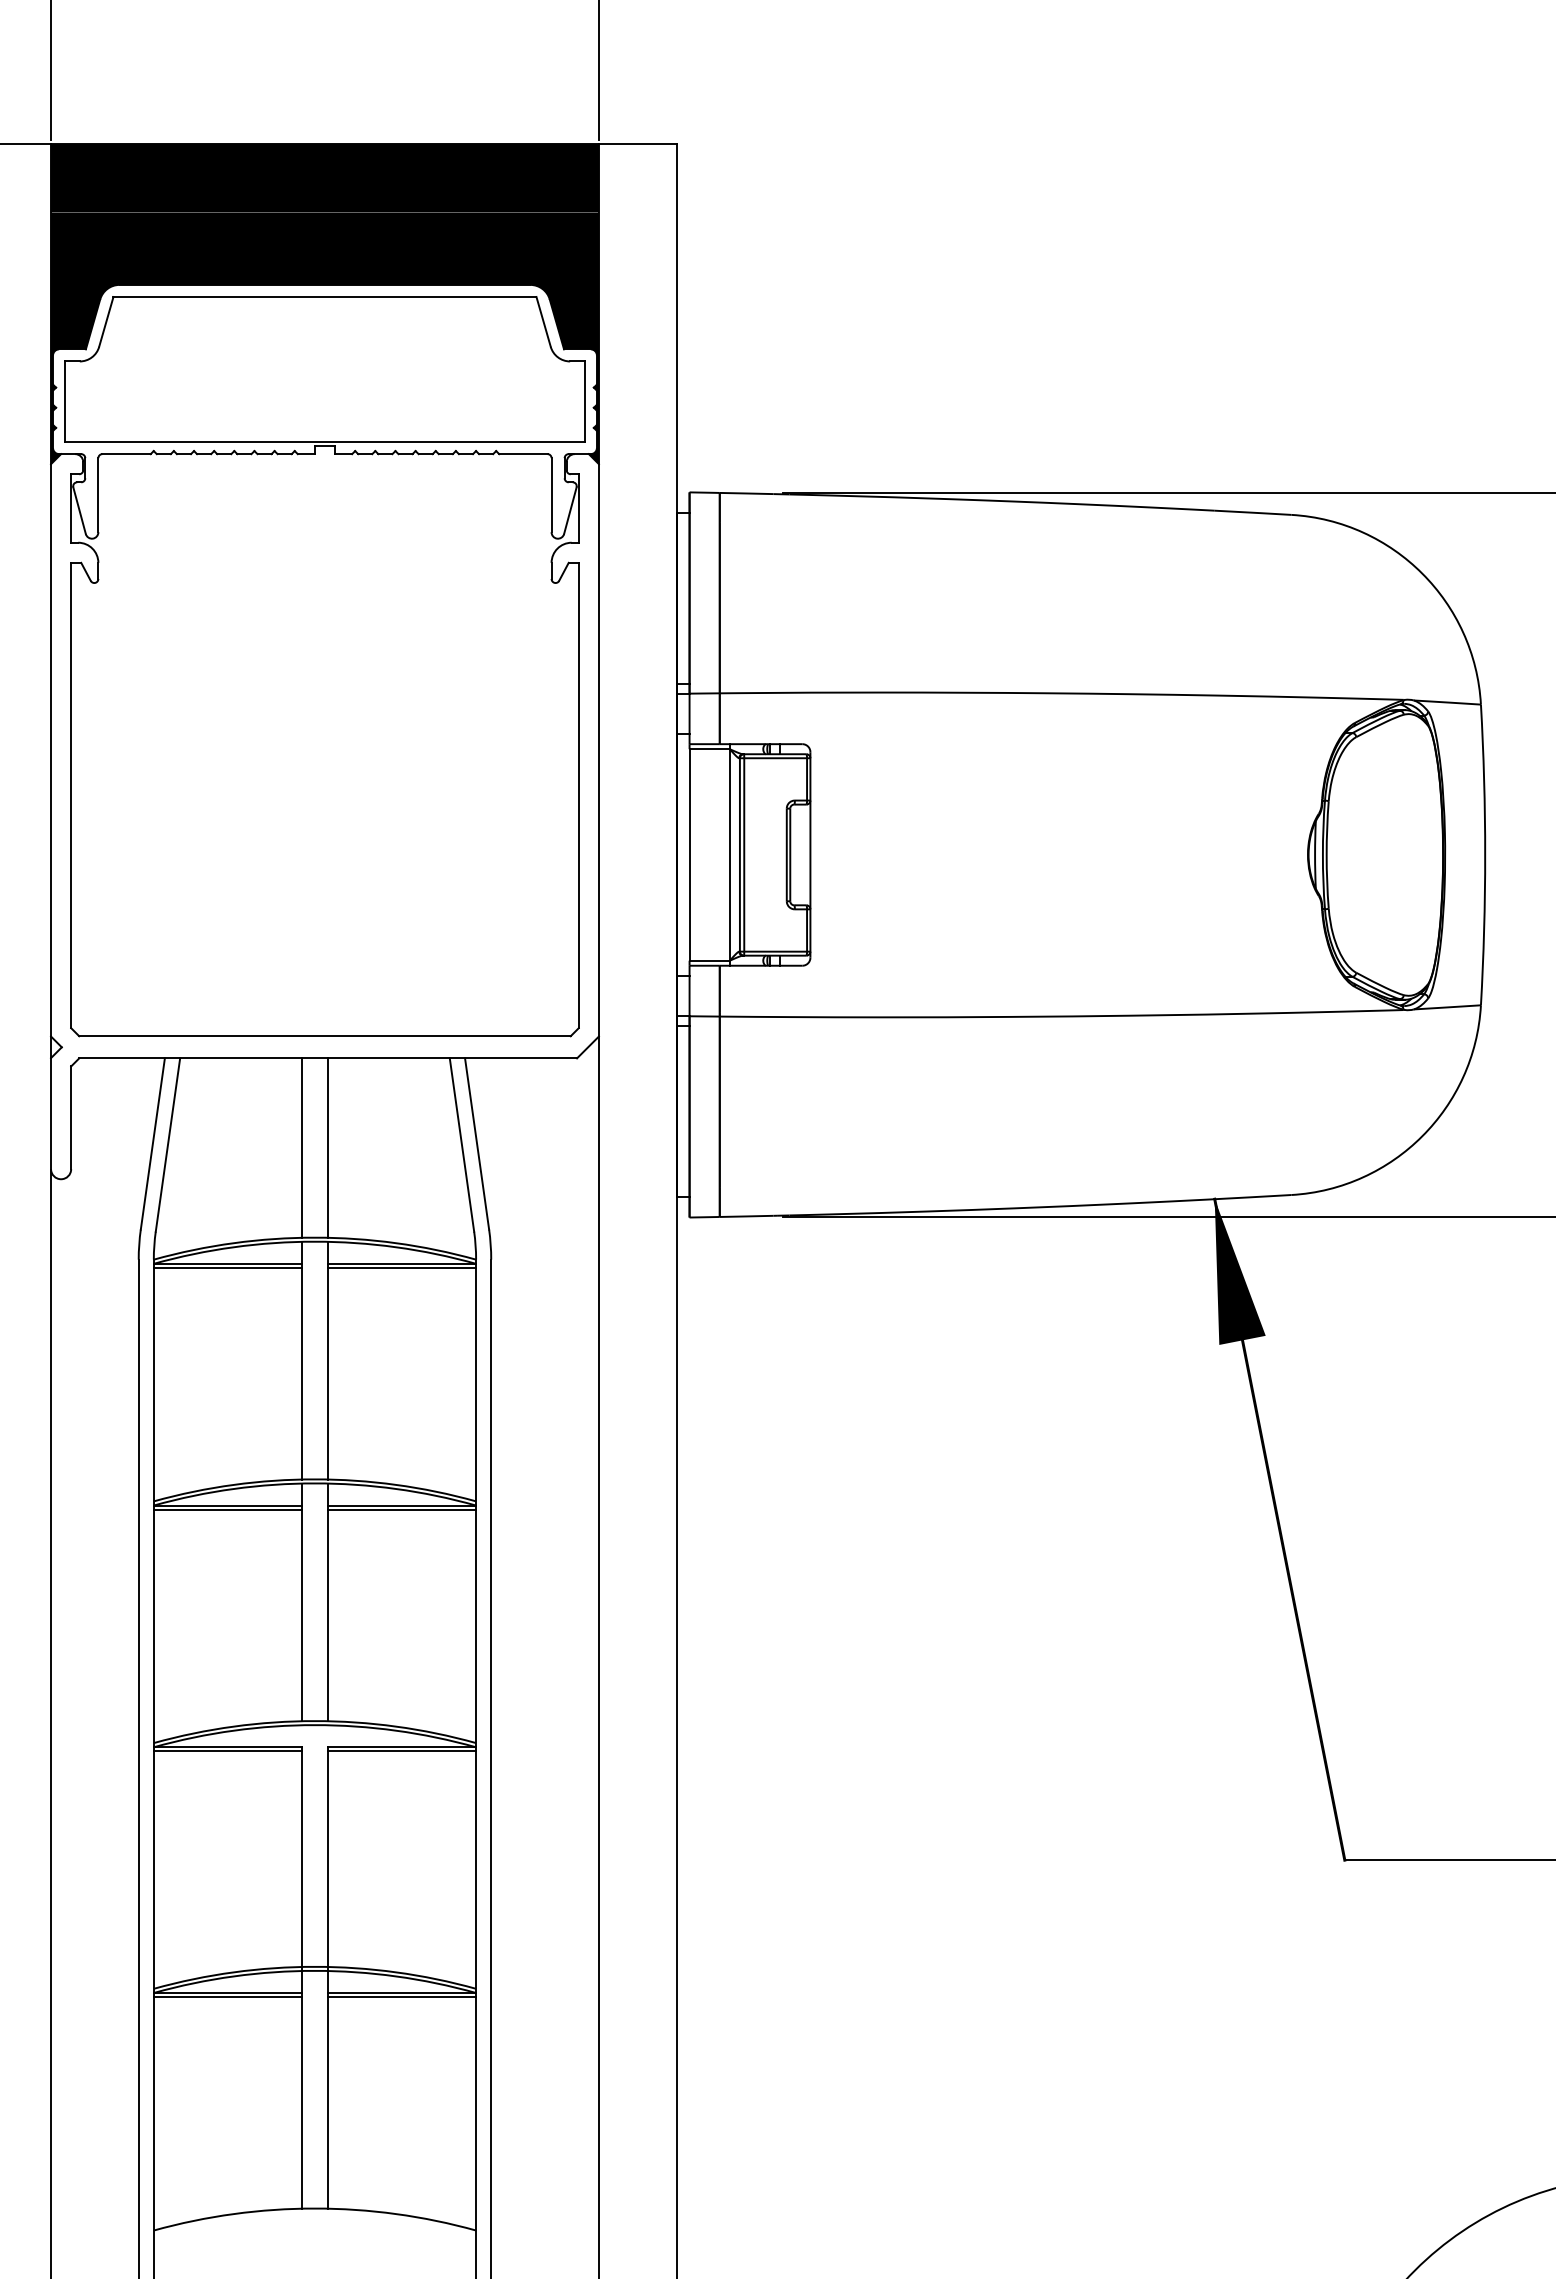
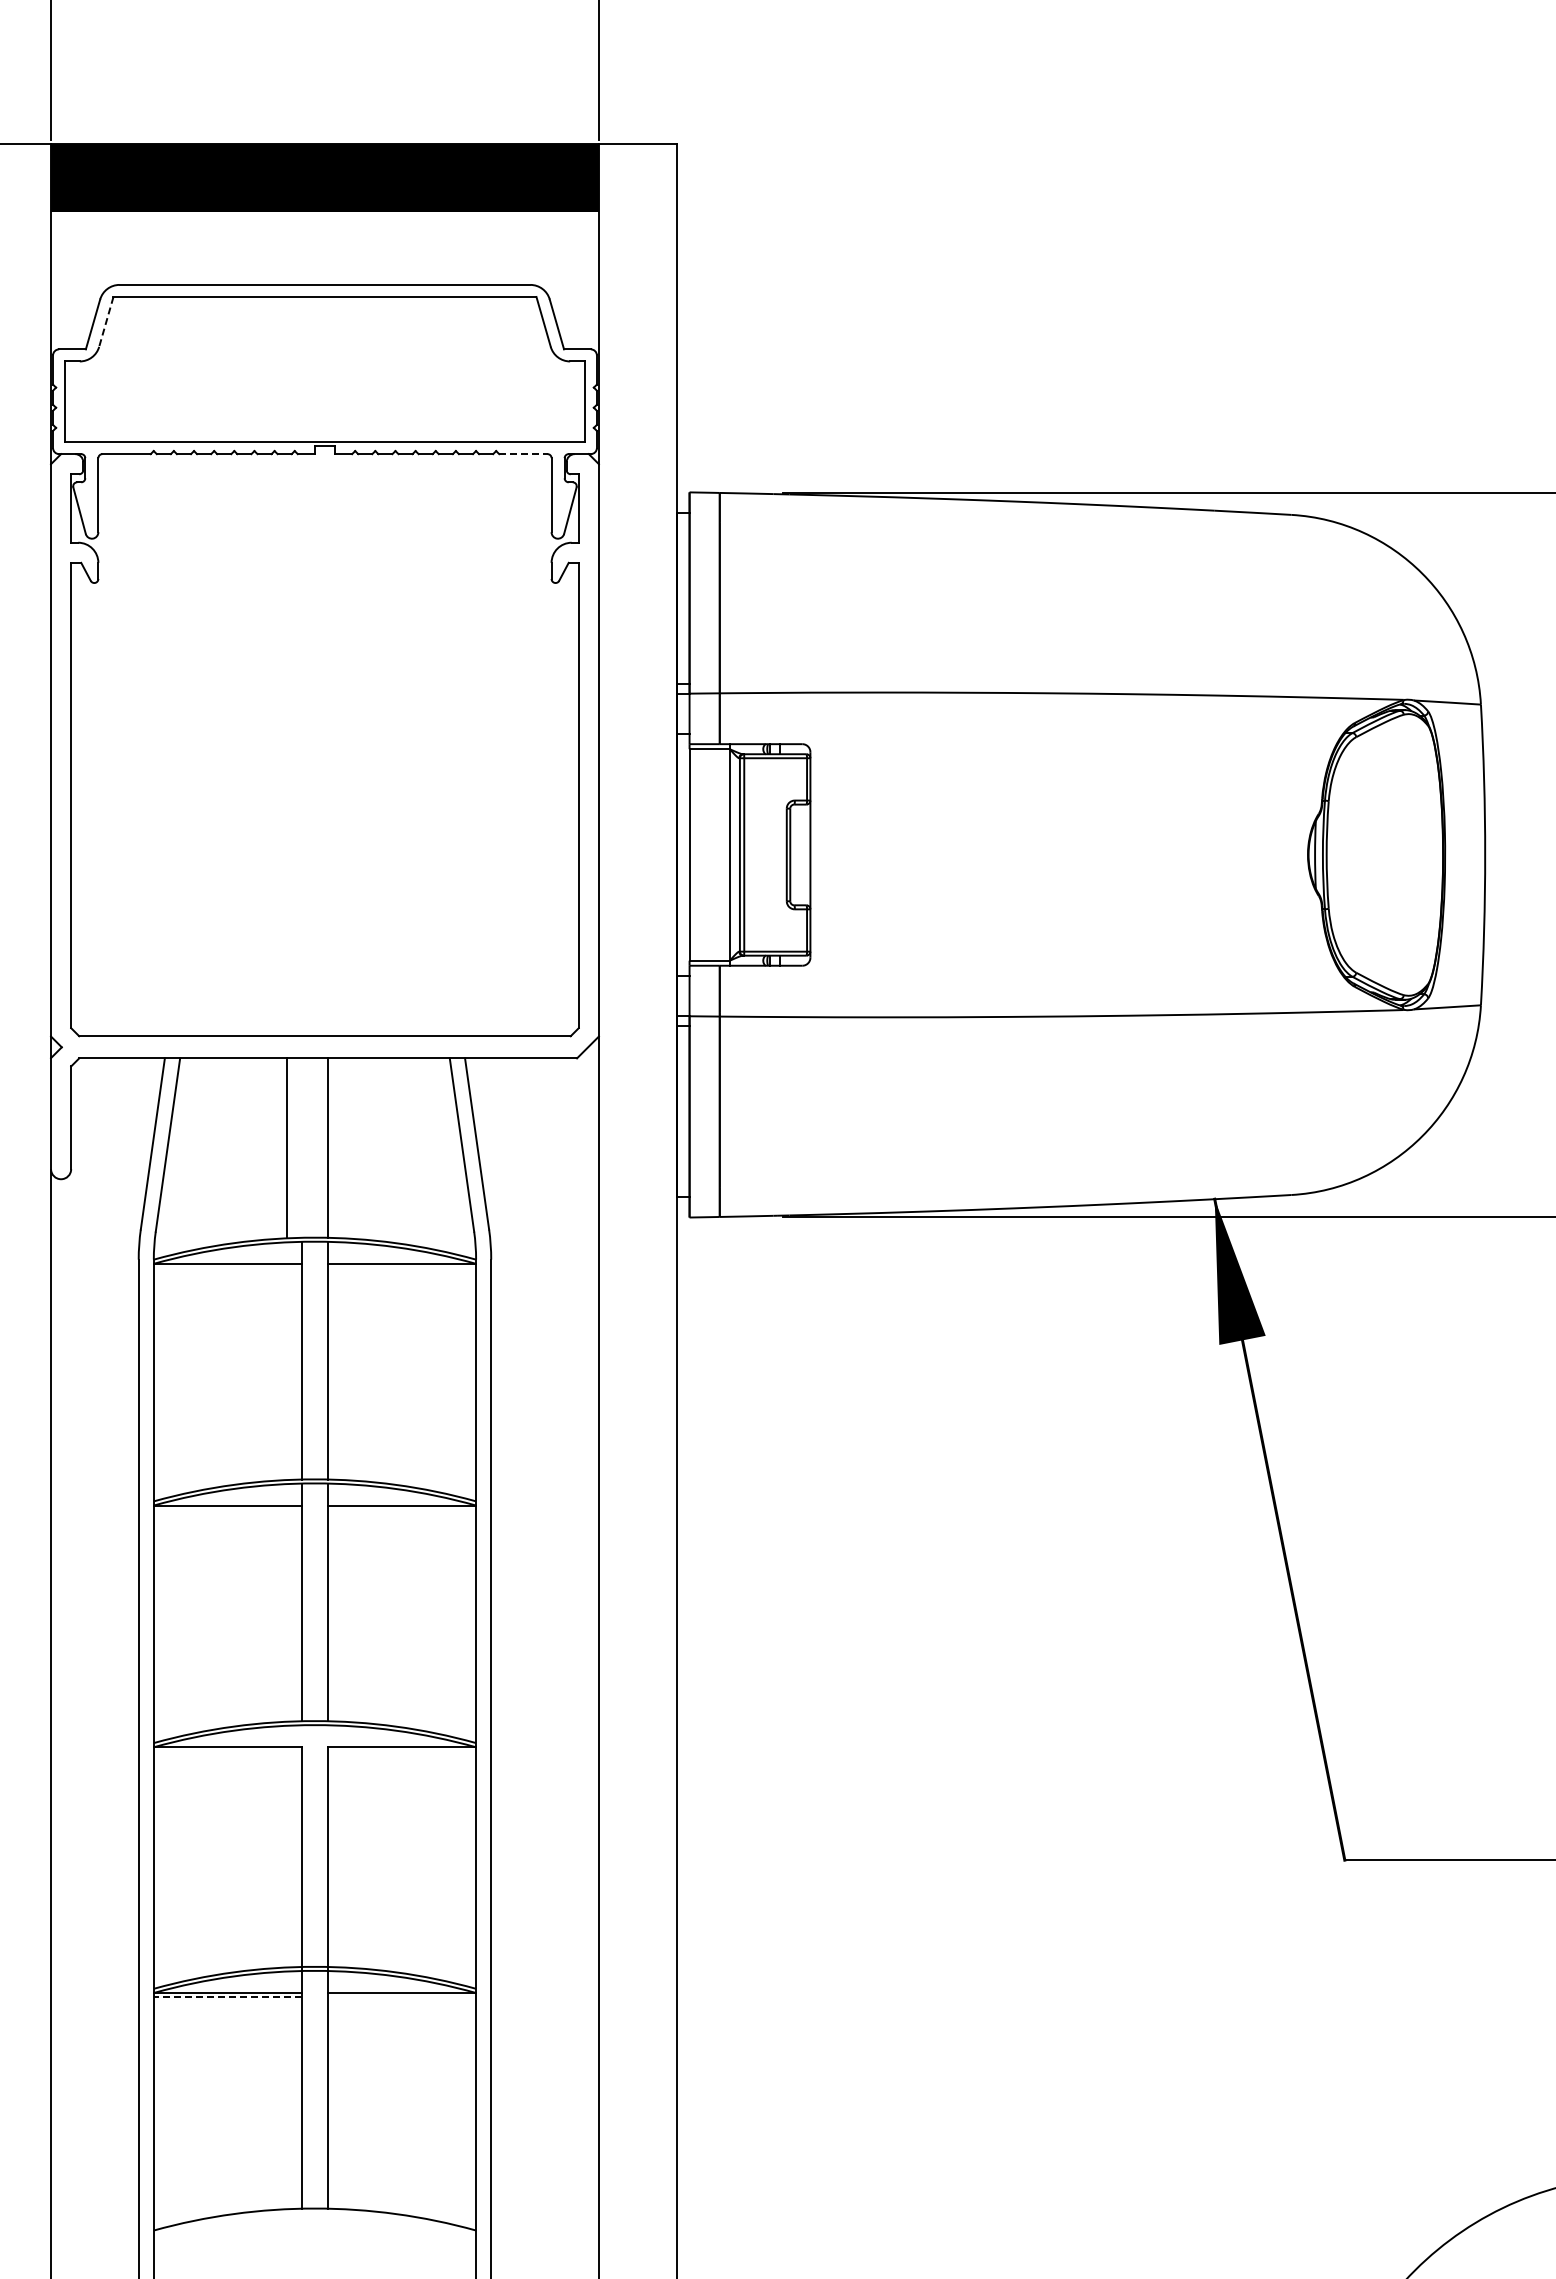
line: solid -> dashed (106, 321)
fill: present -> none (324, 338)
line: solid -> dashed (523, 454)
line position: (302, 1147) -> (287, 1147) (287, 1147)
line: present -> none (227, 1267)
line: present -> none (401, 1267)
line: present -> none (227, 1509)
line: present -> none (401, 1509)
line: present -> none (227, 1751)
line: present -> none (401, 1751)
line: solid -> dashed (227, 1997)
line: present -> none (401, 1997)
